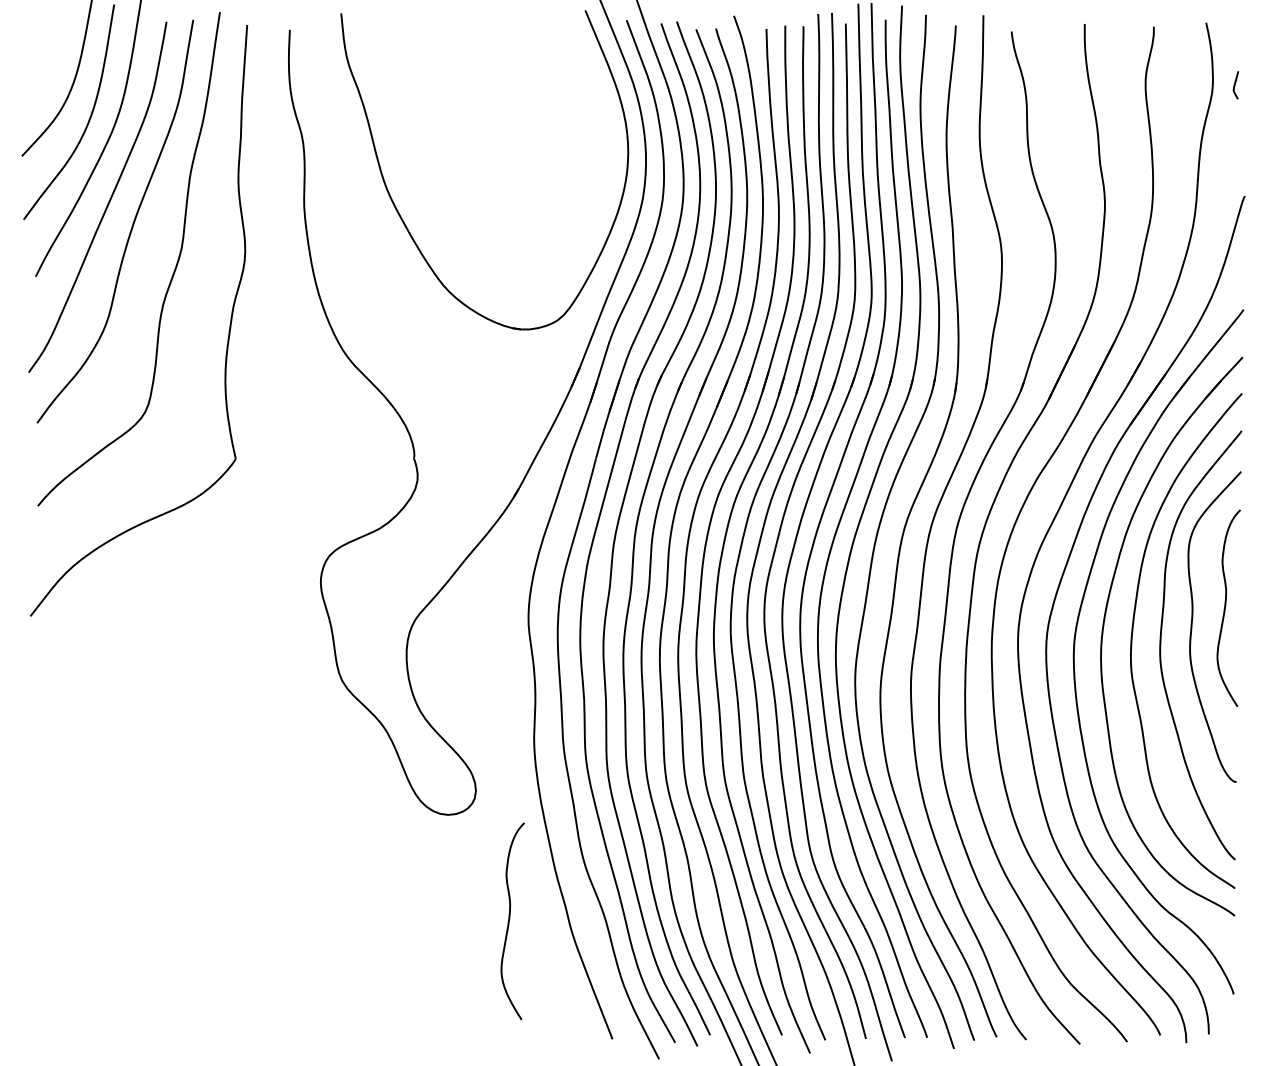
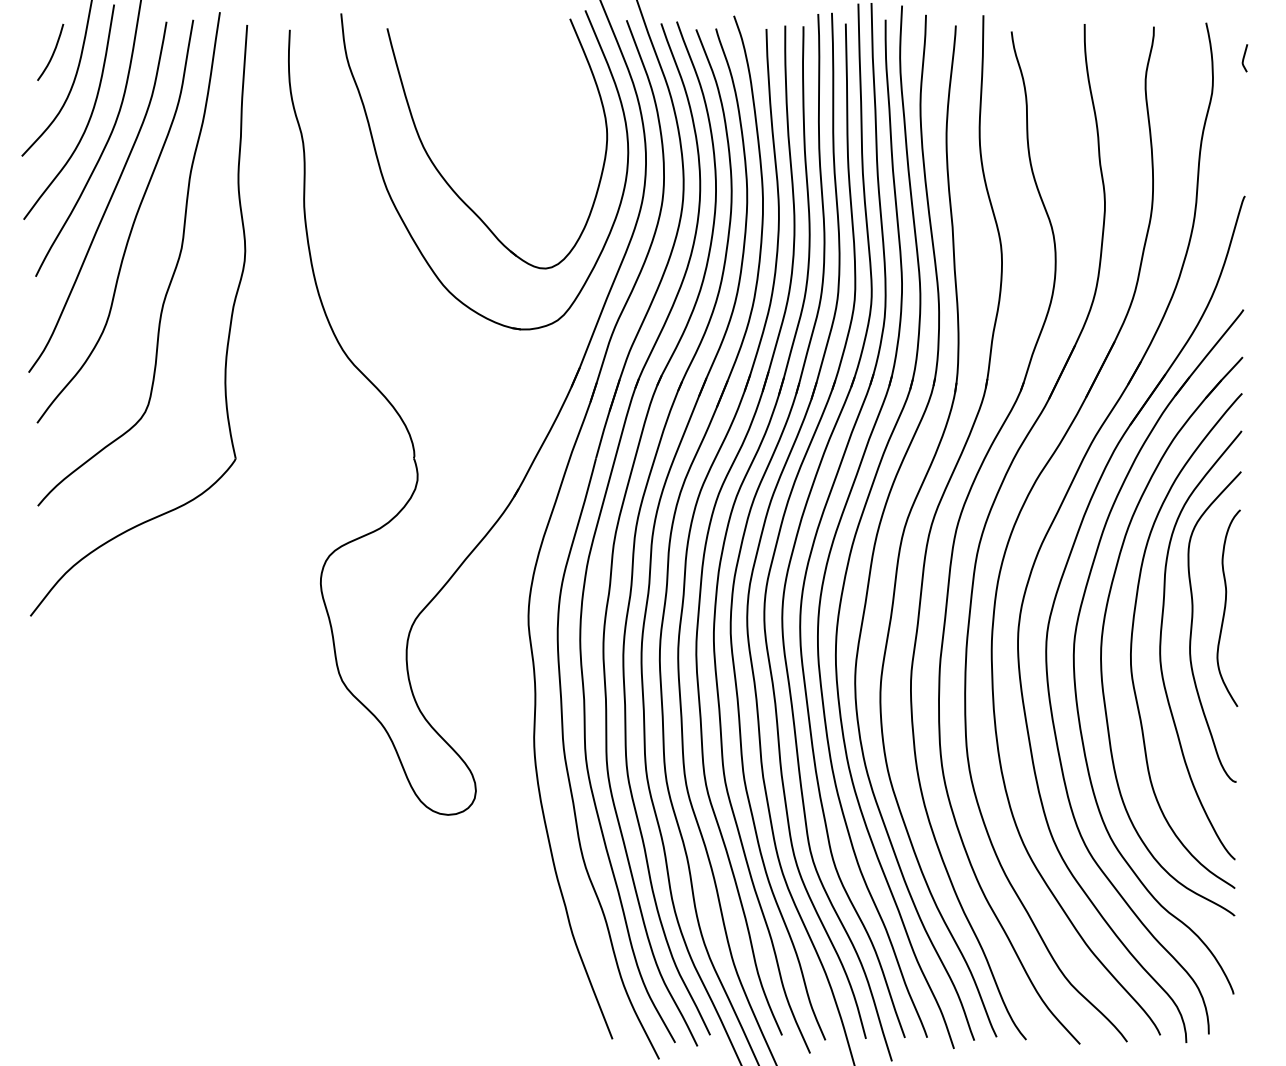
curve: none -> present (52, 52)
curve position: (1235, 85) -> (1244, 58) (1244, 58)
part: none -> present (451, 186)
curve: present -> none (510, 919)
